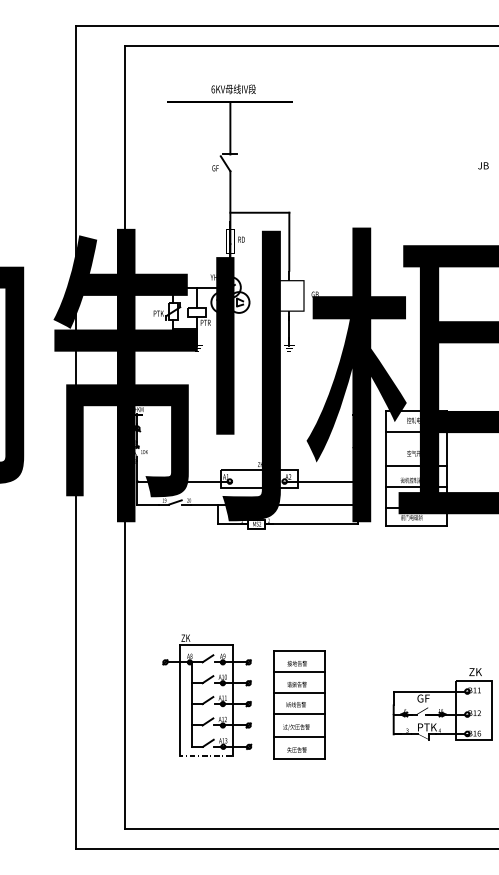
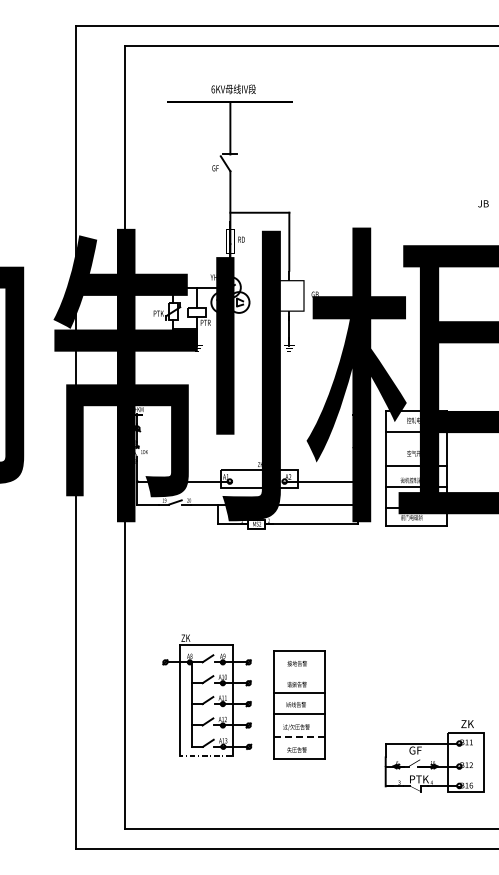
text position: (483, 165) -> (483, 203) (483, 203)
line: present -> none (298, 672)
part position: (442, 704) -> (434, 756) (434, 756)
line: solid -> dashed (299, 736)
